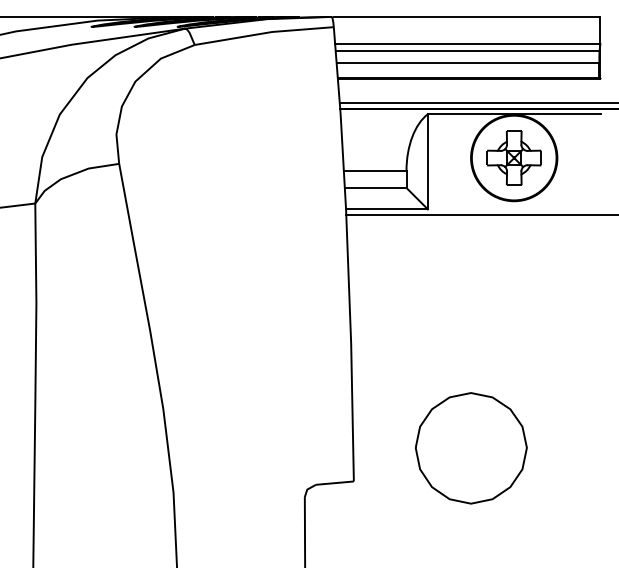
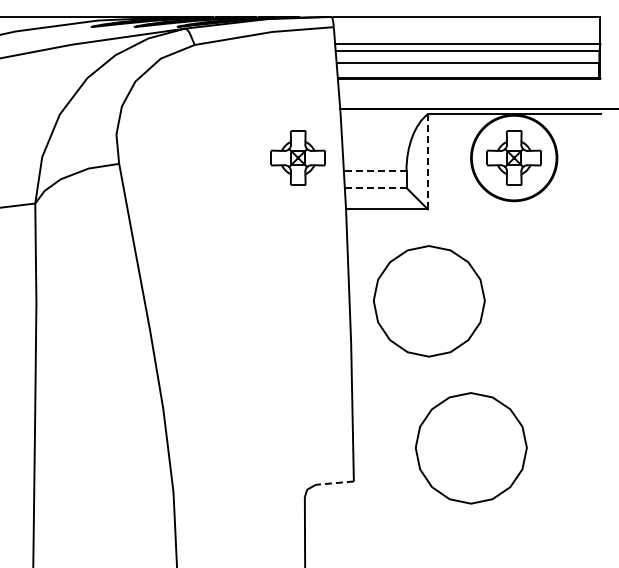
line: present -> none (477, 102)
part: none -> present (297, 157)
line: solid -> dashed (427, 161)
line: solid -> dashed (374, 170)
line: solid -> dashed (375, 187)
line: present -> none (480, 215)
part: none -> present (429, 301)
line: solid -> dashed (334, 483)
